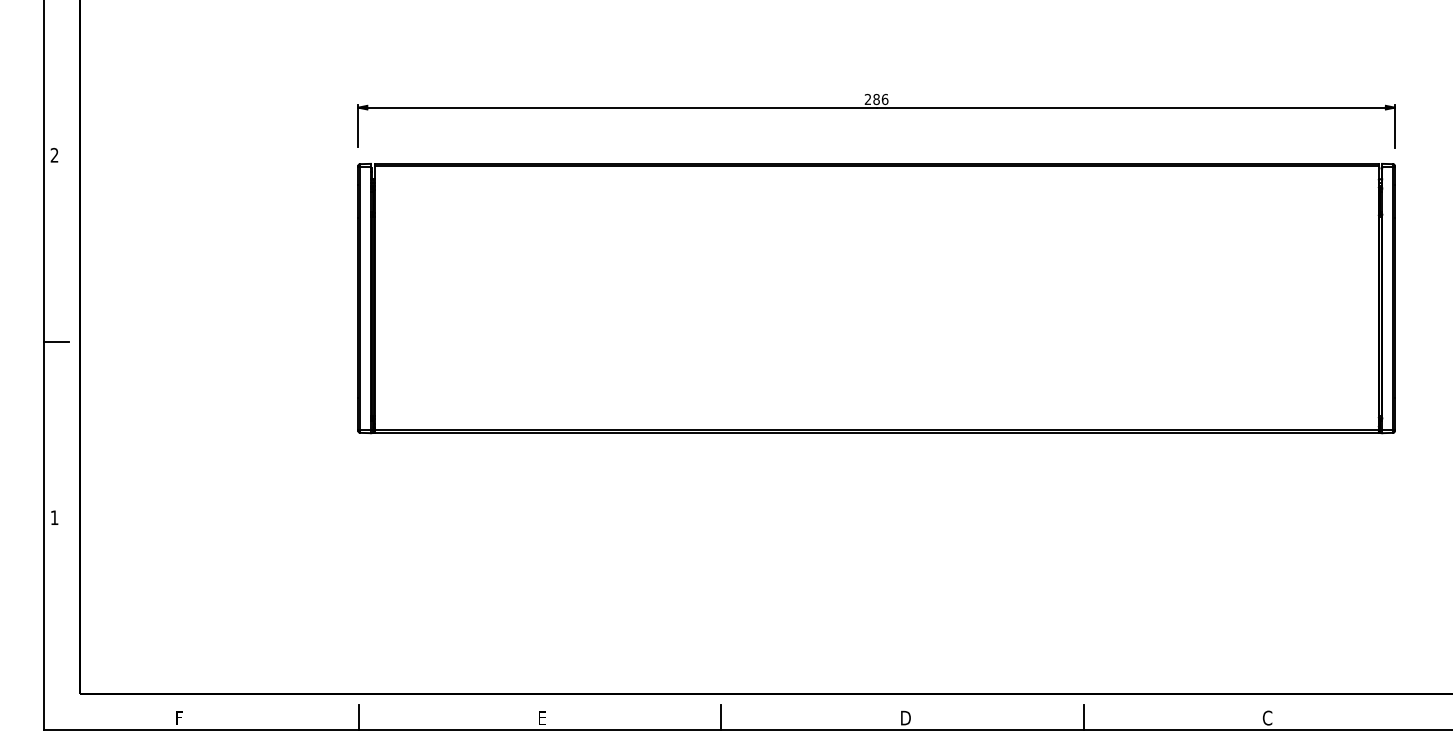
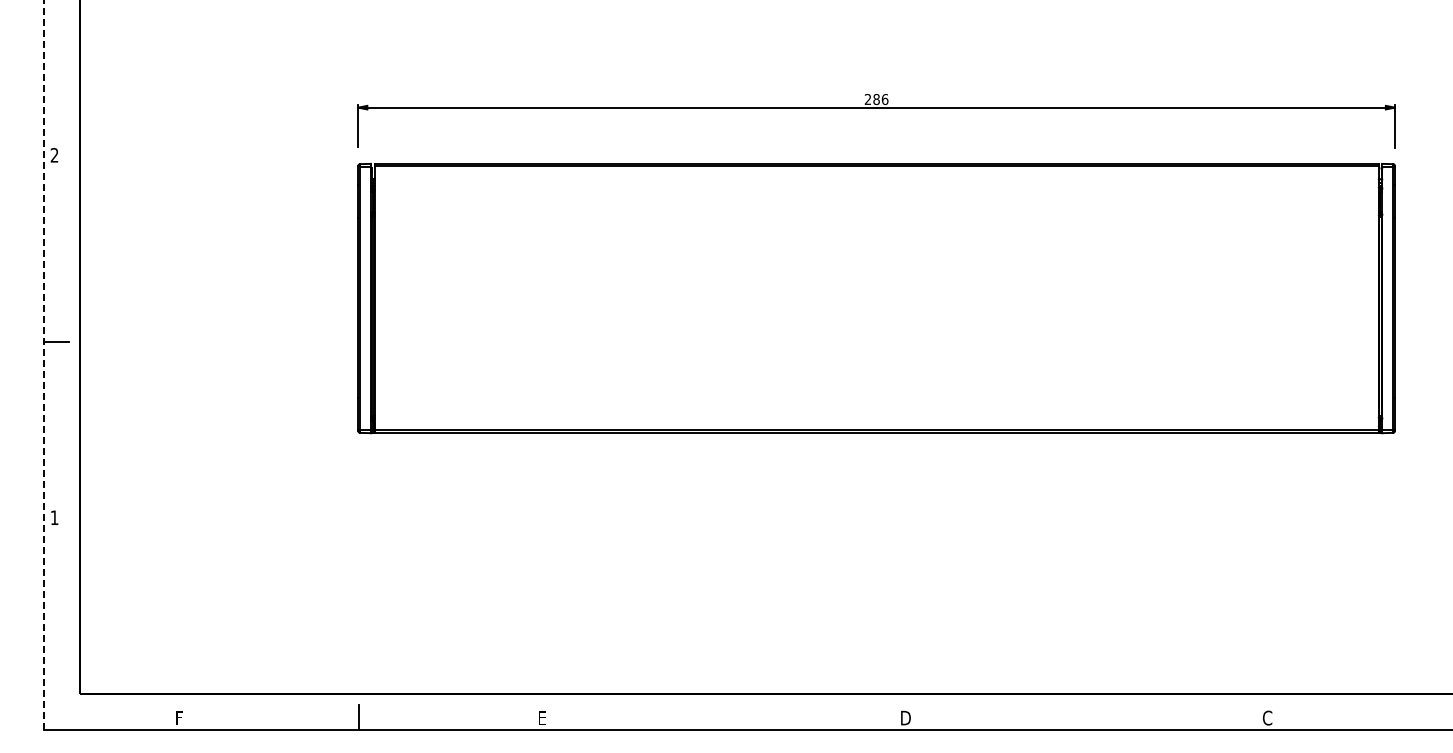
line: solid -> dashed (43, 365)
line: present -> none (721, 717)
line: present -> none (1083, 717)
